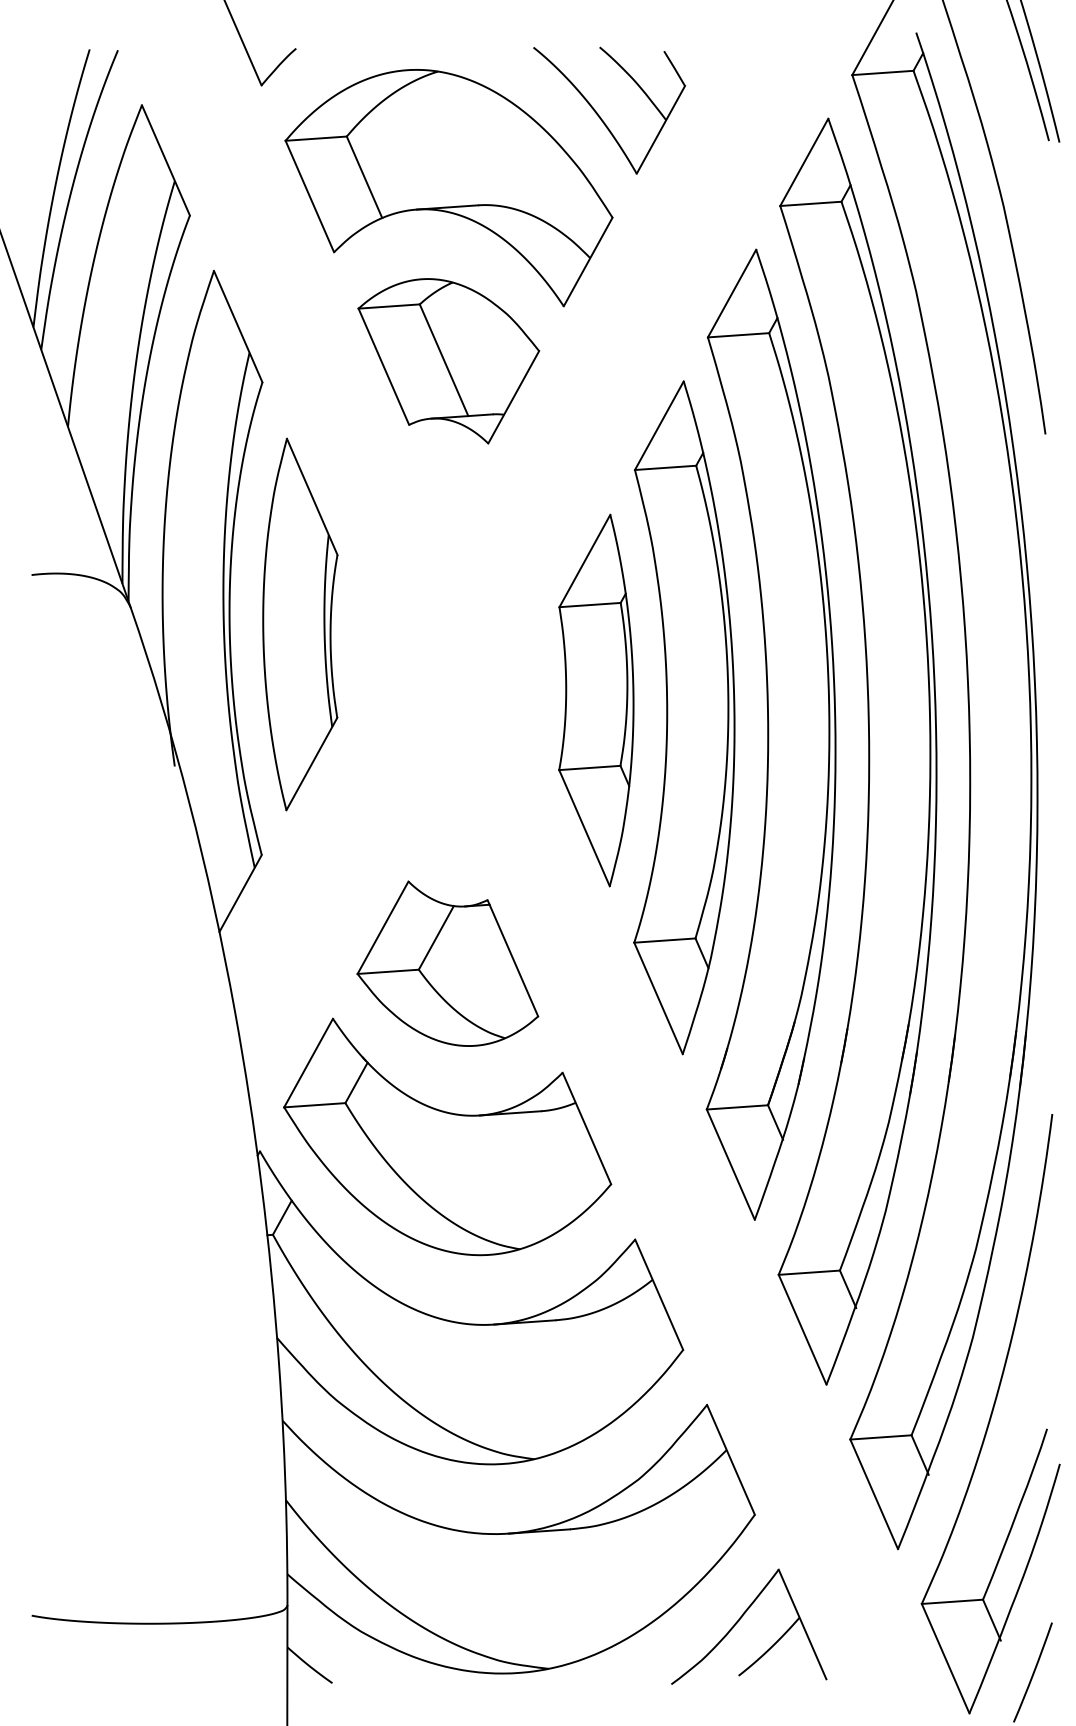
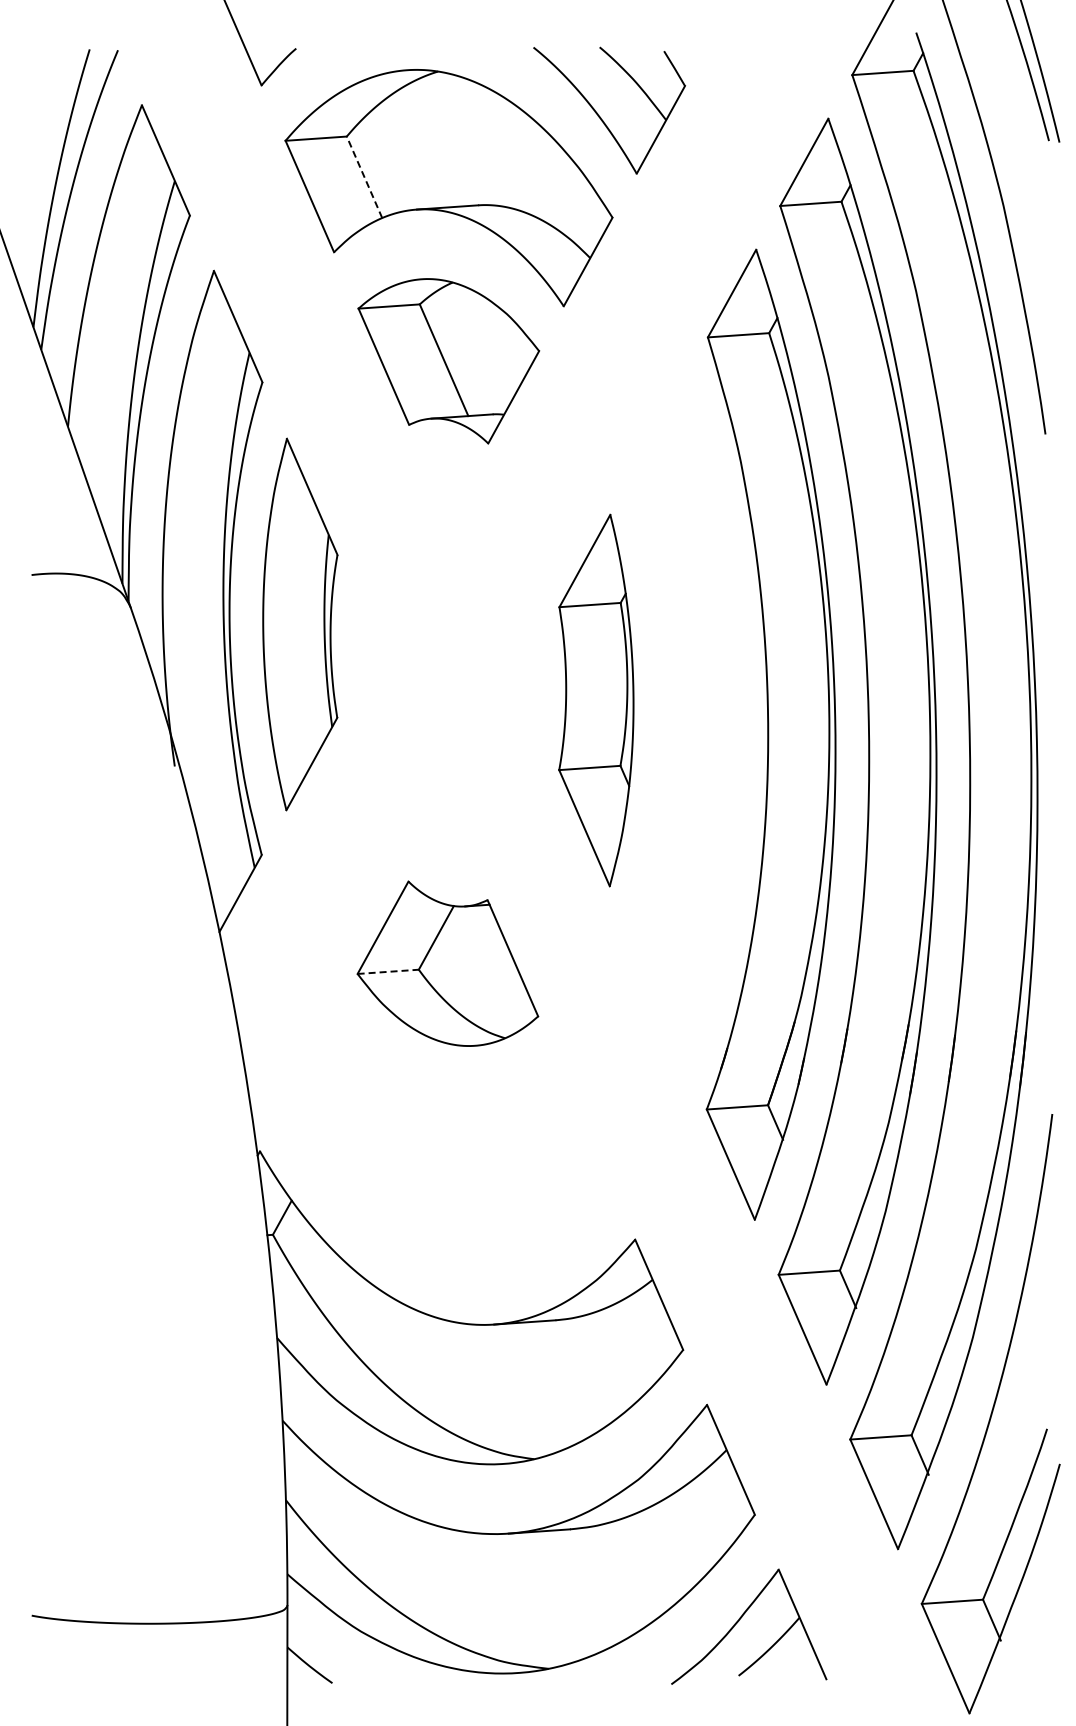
line: solid -> dashed (364, 176)
part: present -> none (684, 717)
line: solid -> dashed (388, 971)
part: present -> none (447, 1136)
curve: present -> none (1033, 1672)
